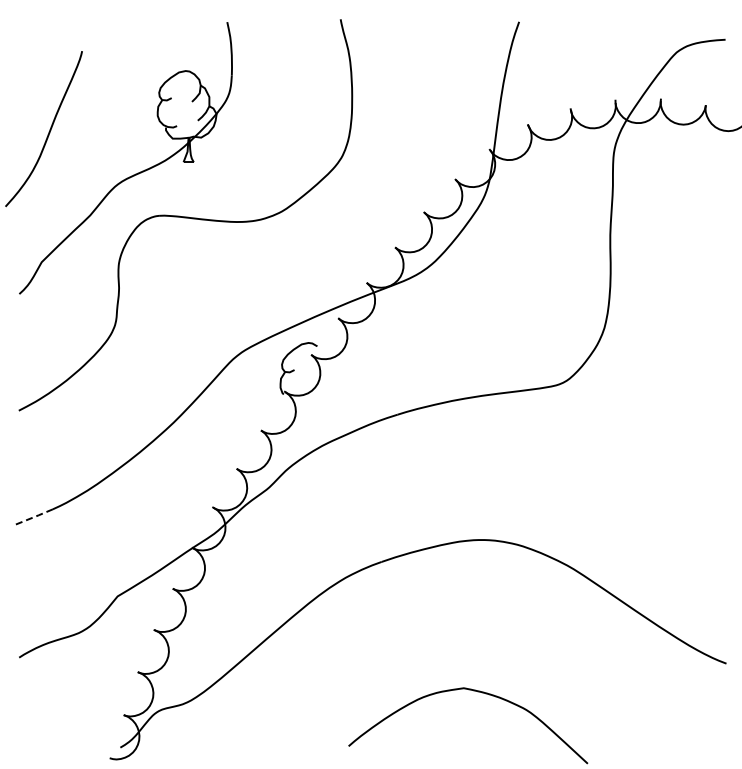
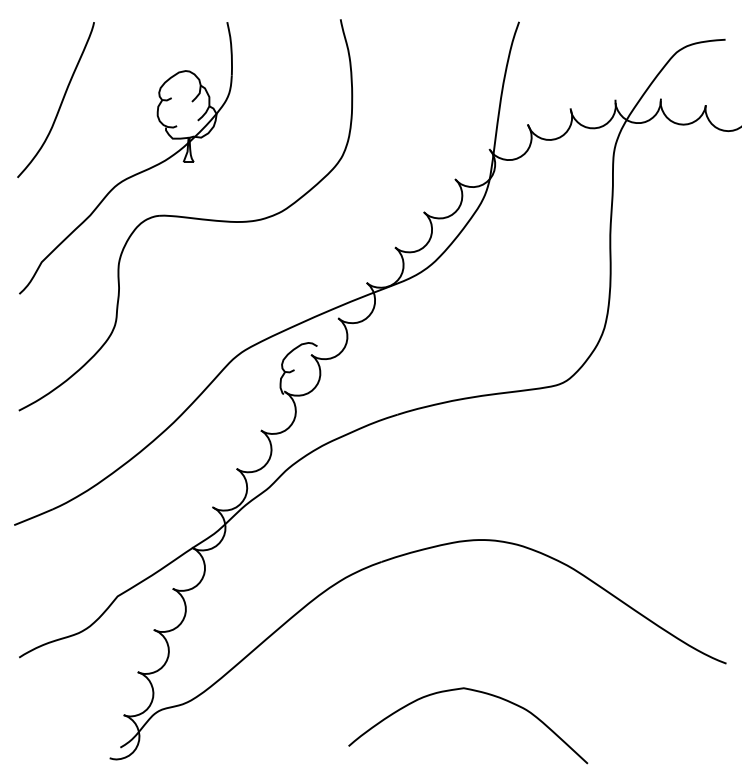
curve position: (48, 132) -> (60, 103) (60, 103)
line: dashed -> solid (34, 517)
